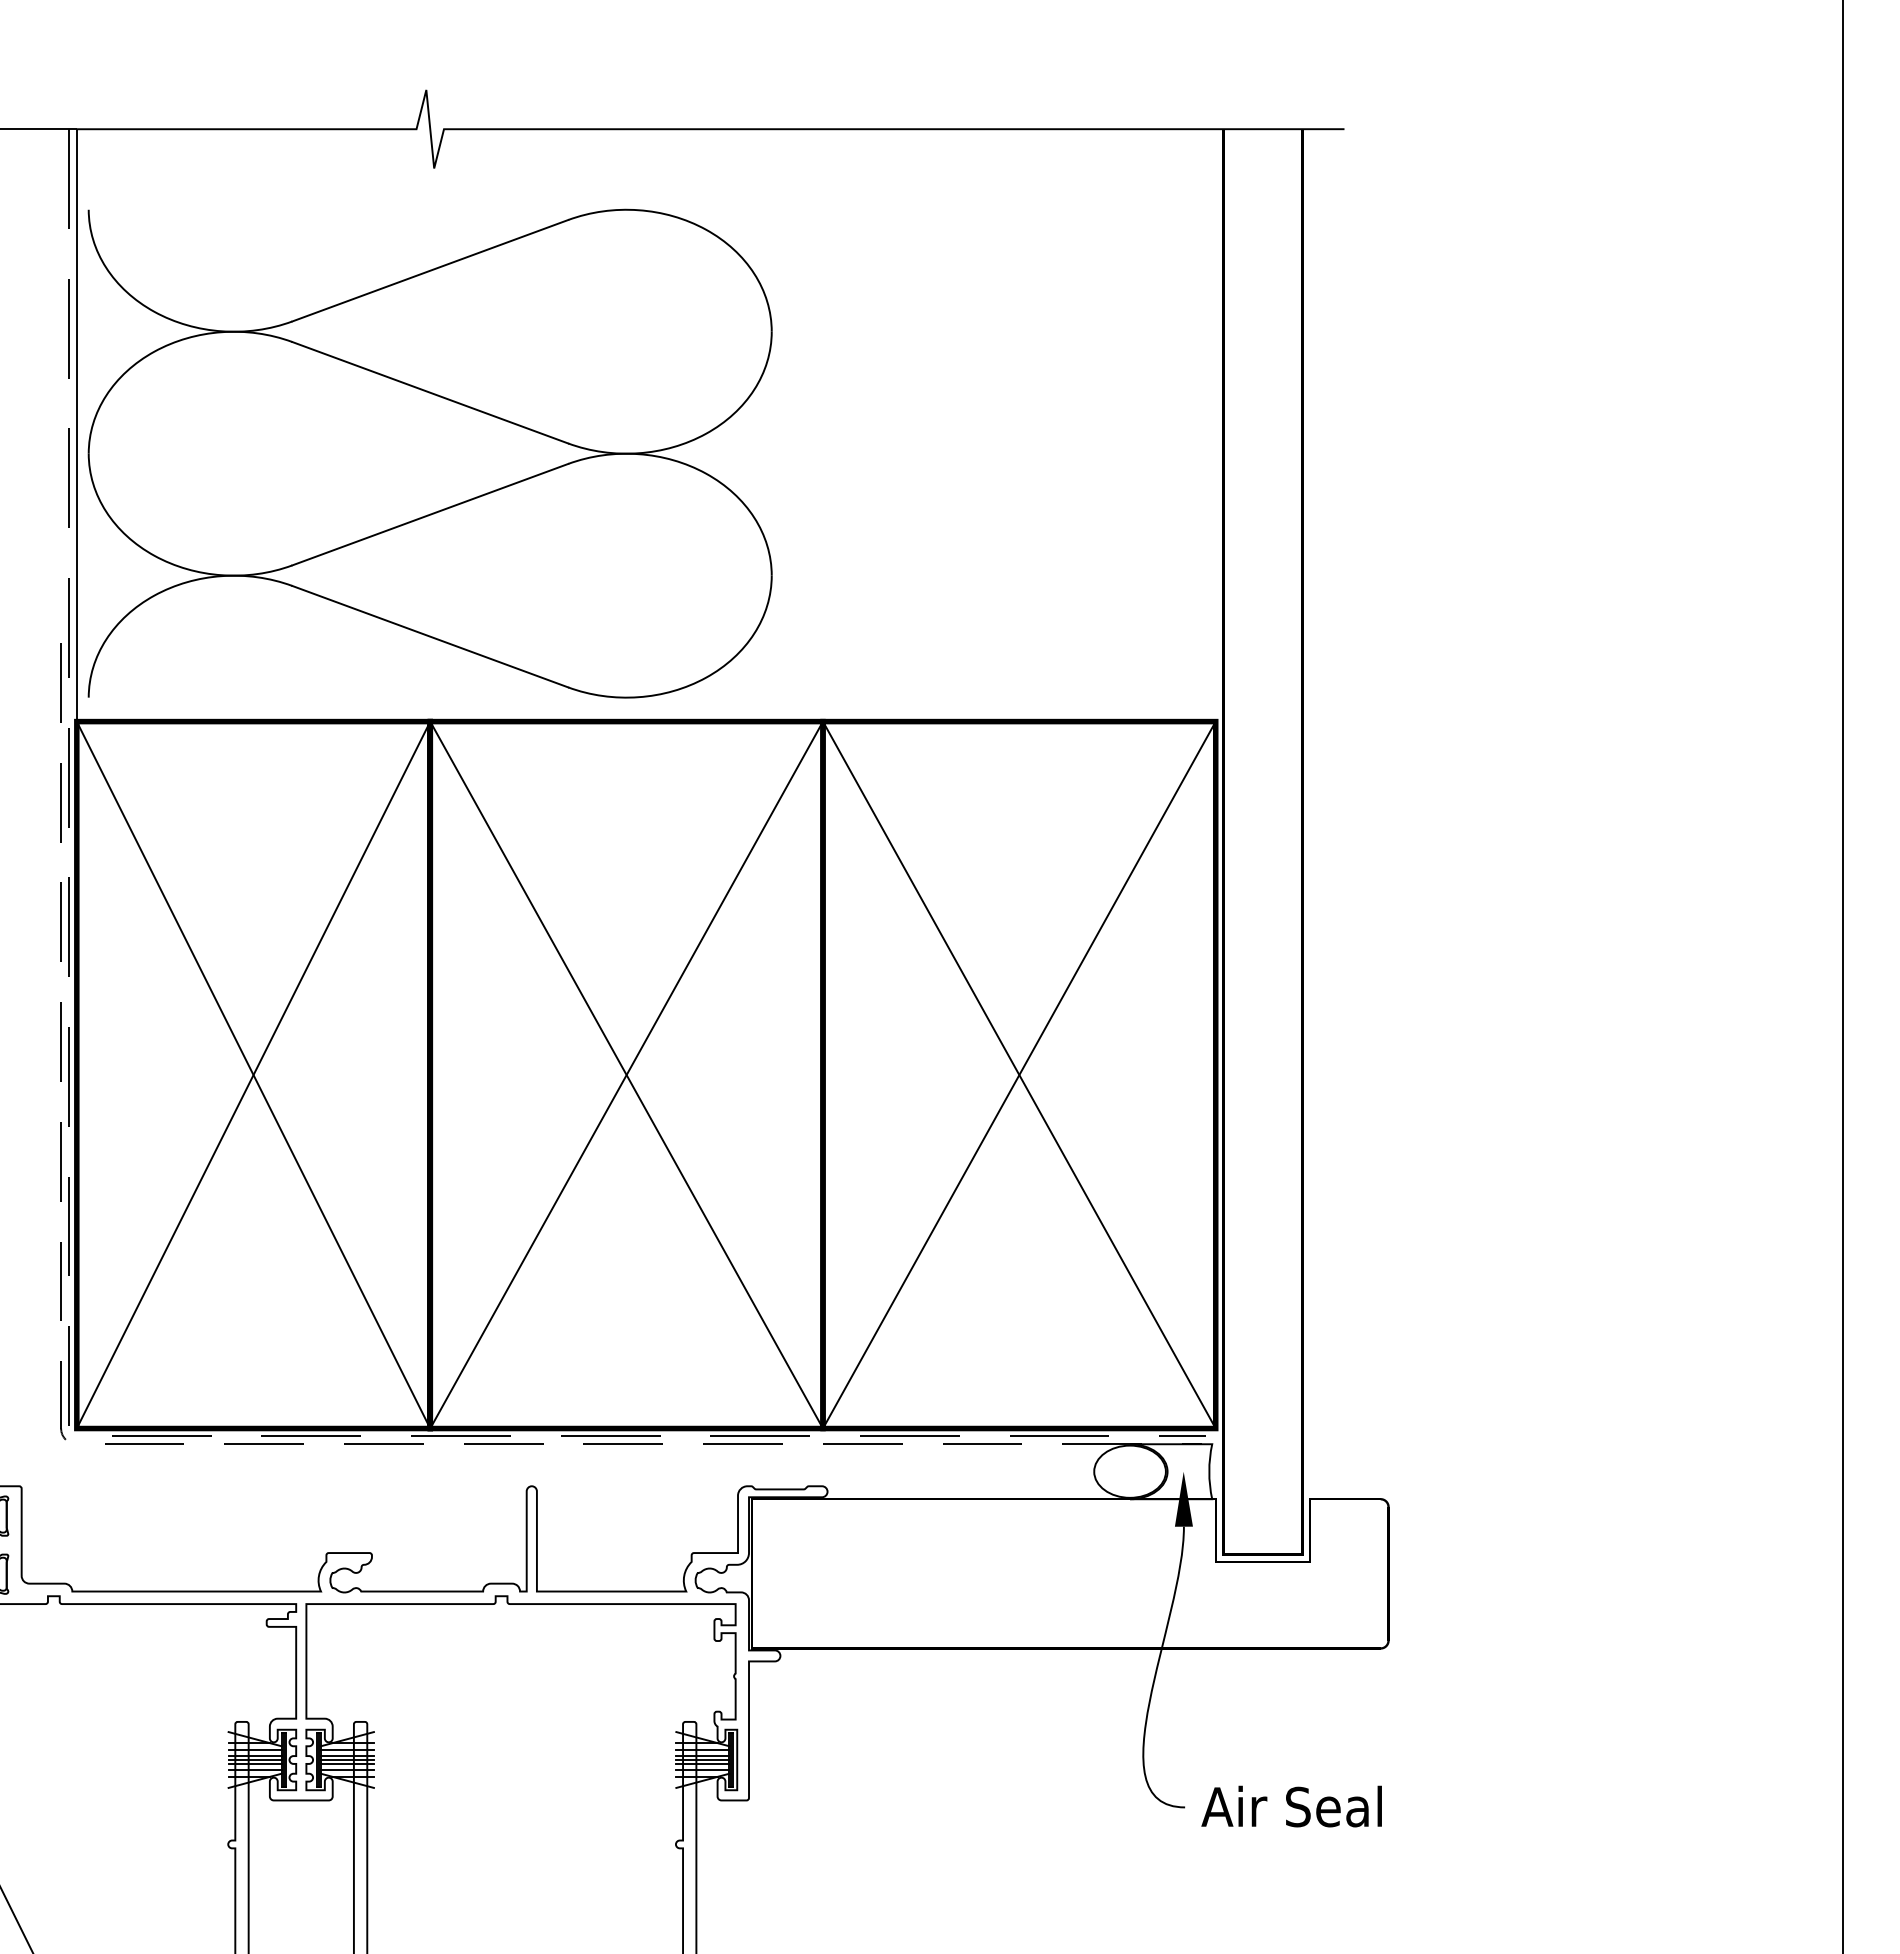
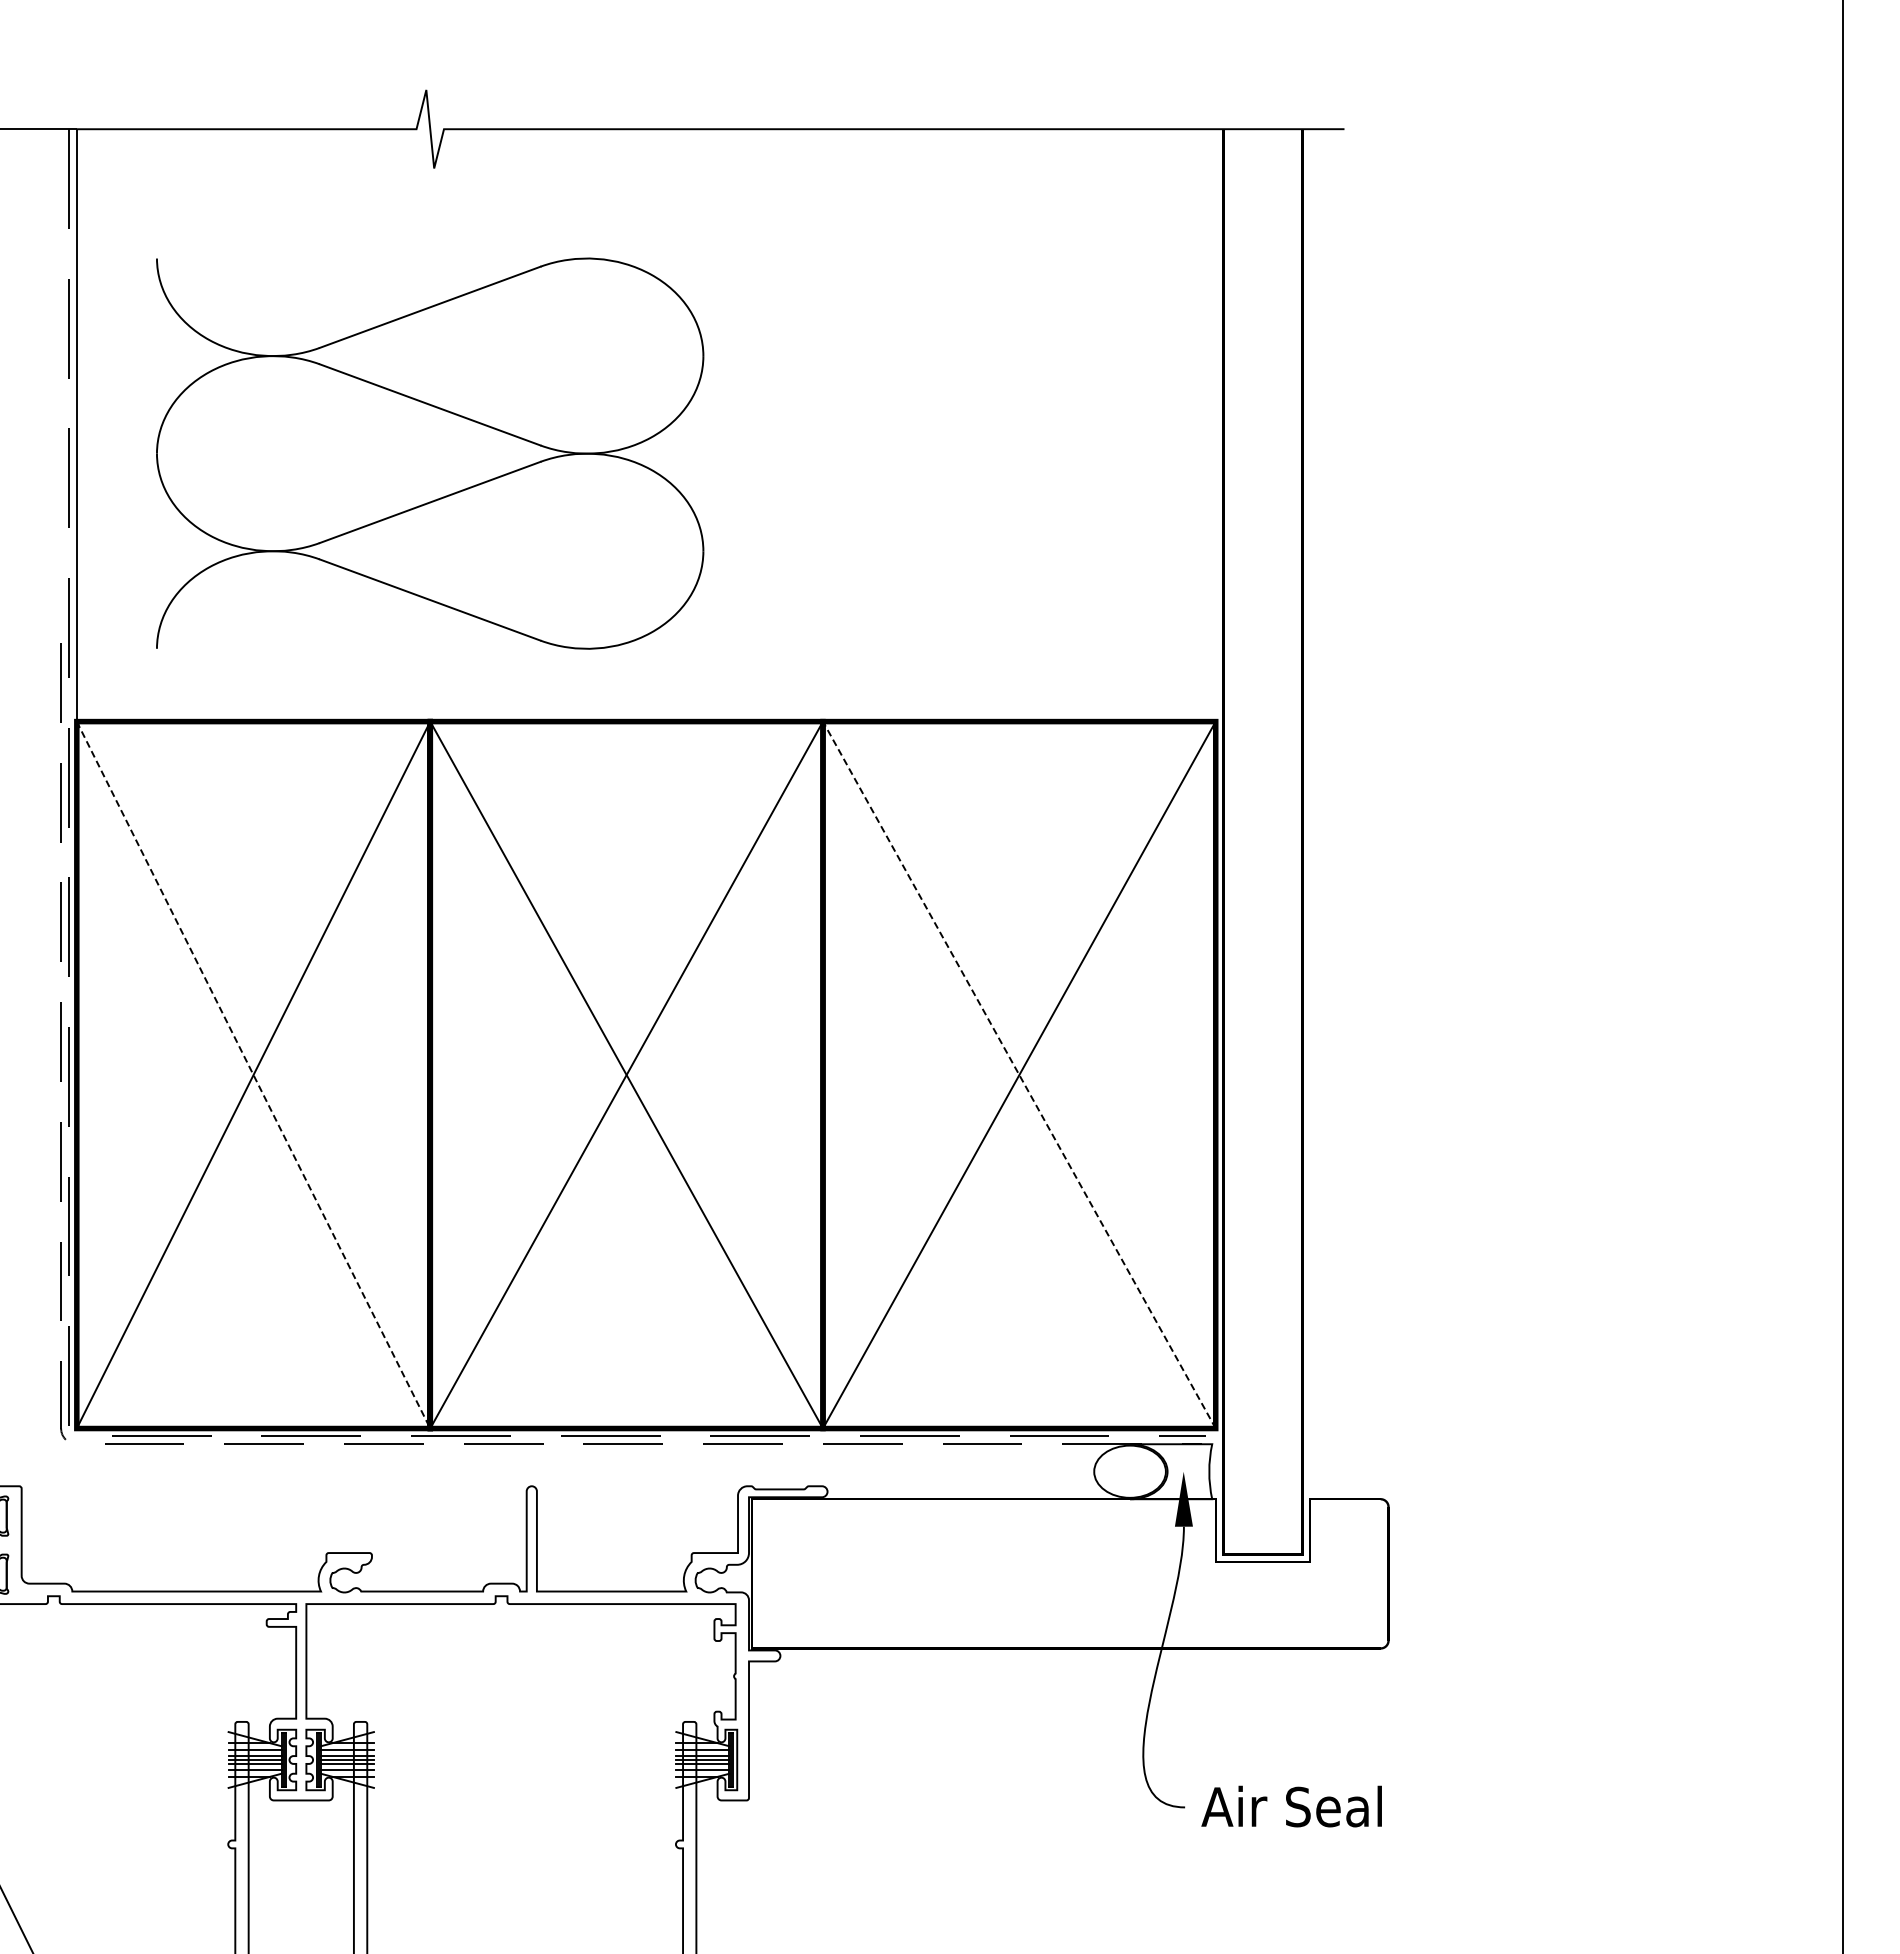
part size: 686x491 px -> 549x393 px (430, 453)
line: solid -> dashed (1019, 1074)
line: solid -> dashed (253, 1075)
